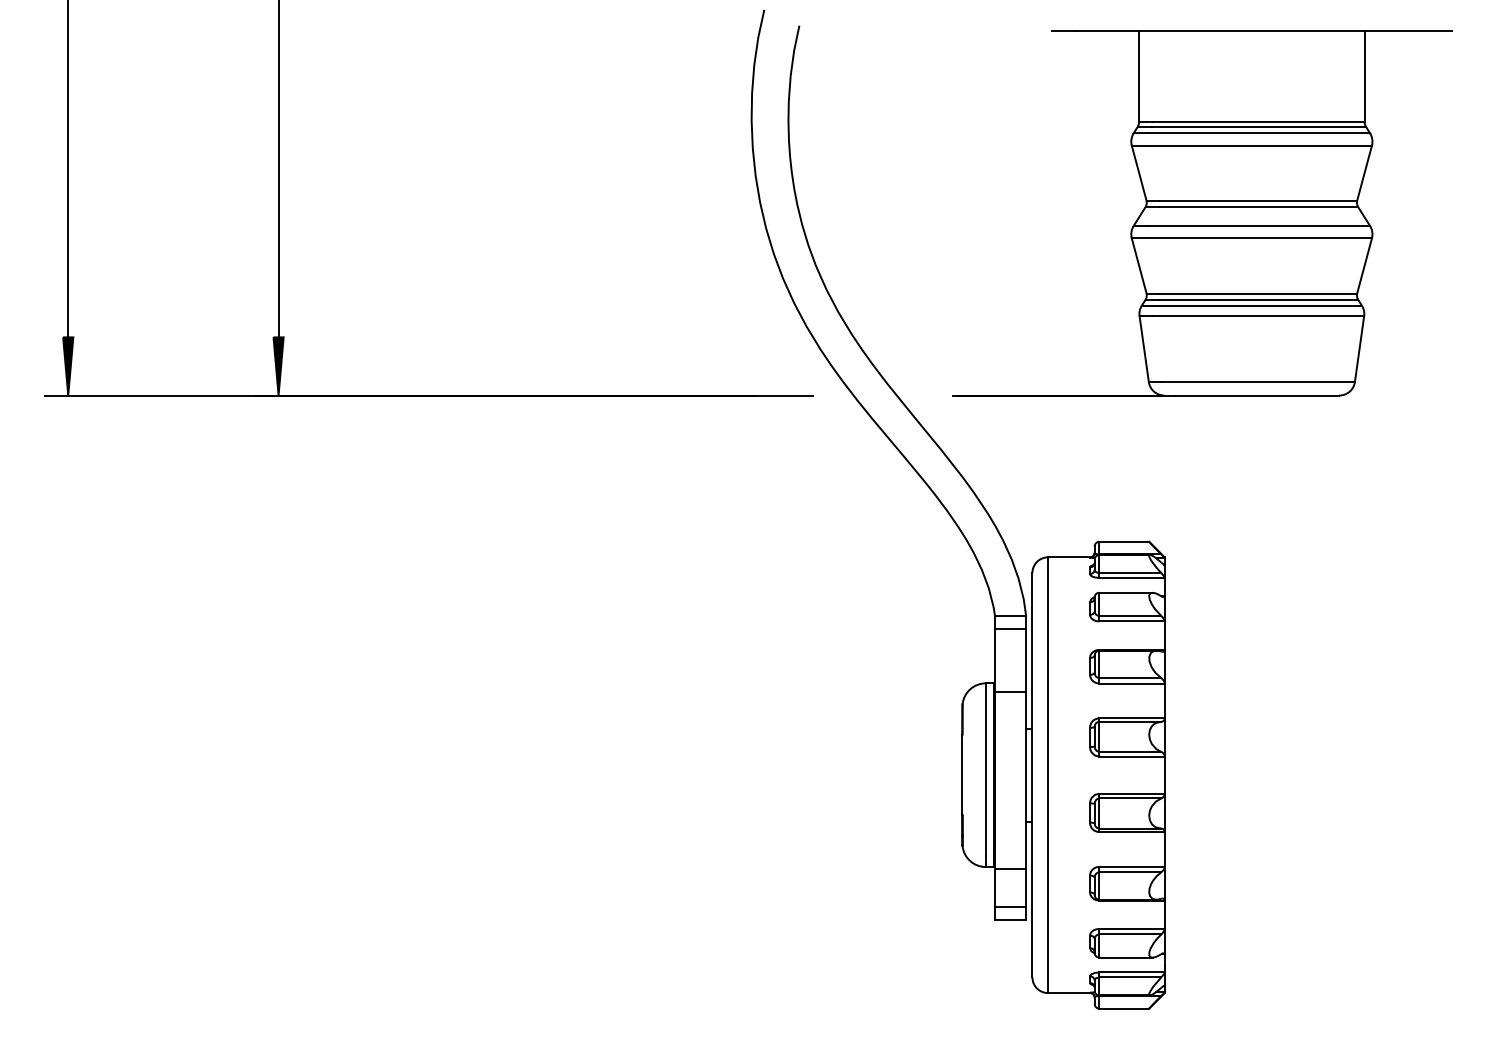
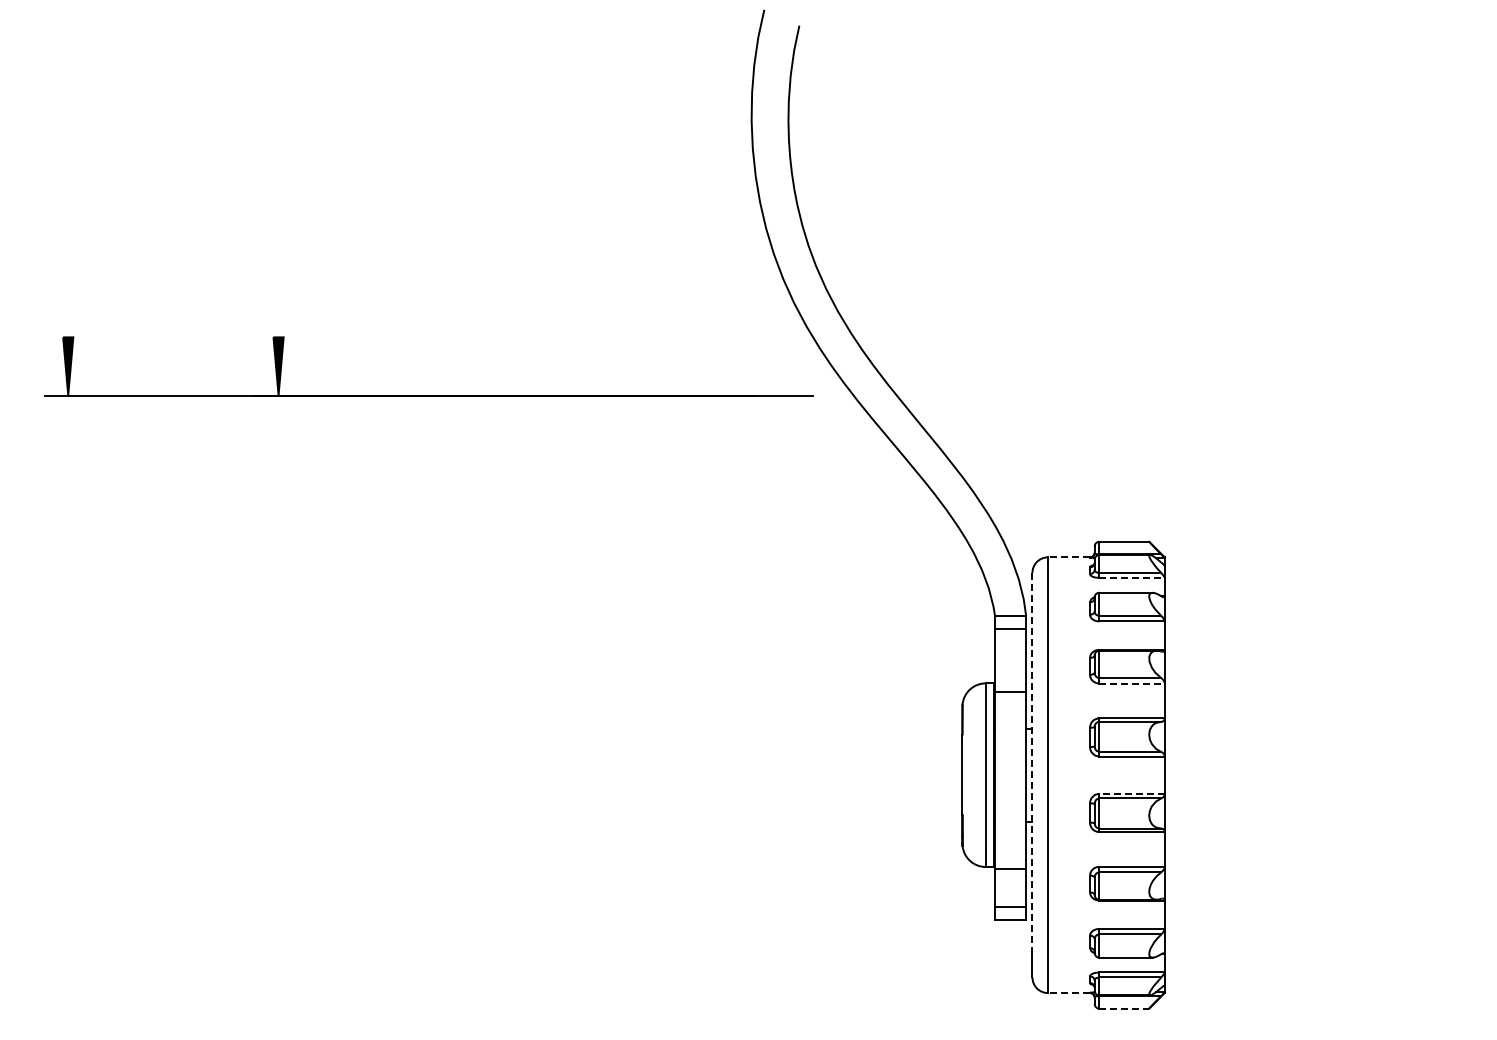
line: present -> none (68, 169)
line: present -> none (278, 169)
part: present -> none (1202, 213)
line: solid -> dashed (1068, 557)
line: solid -> dashed (1132, 577)
line: solid -> dashed (1132, 683)
line: solid -> dashed (1032, 762)
line: solid -> dashed (1132, 793)
line: solid -> dashed (1068, 993)
line: solid -> dashed (1124, 1008)
